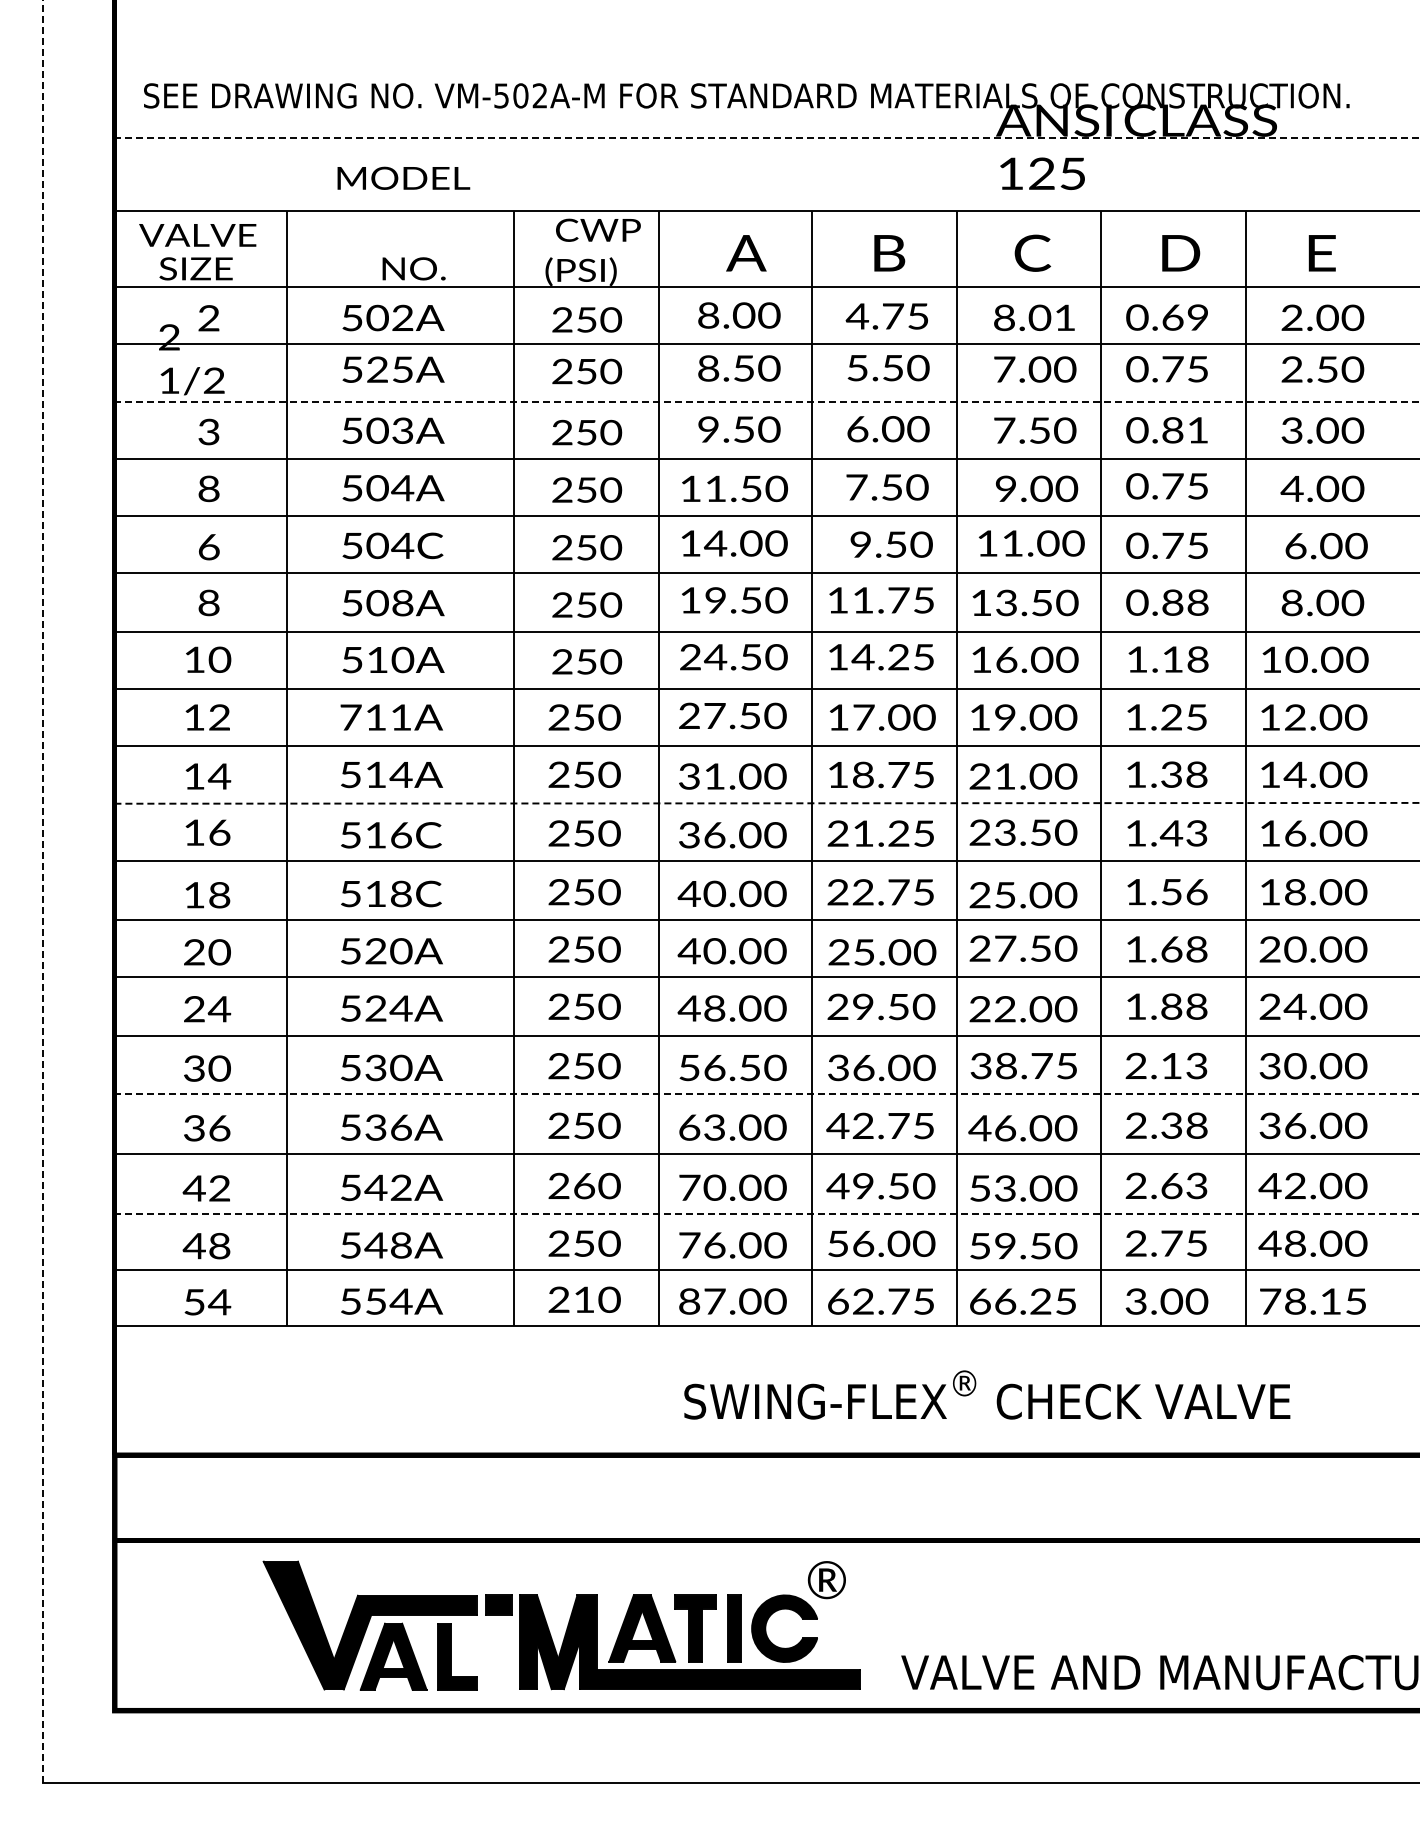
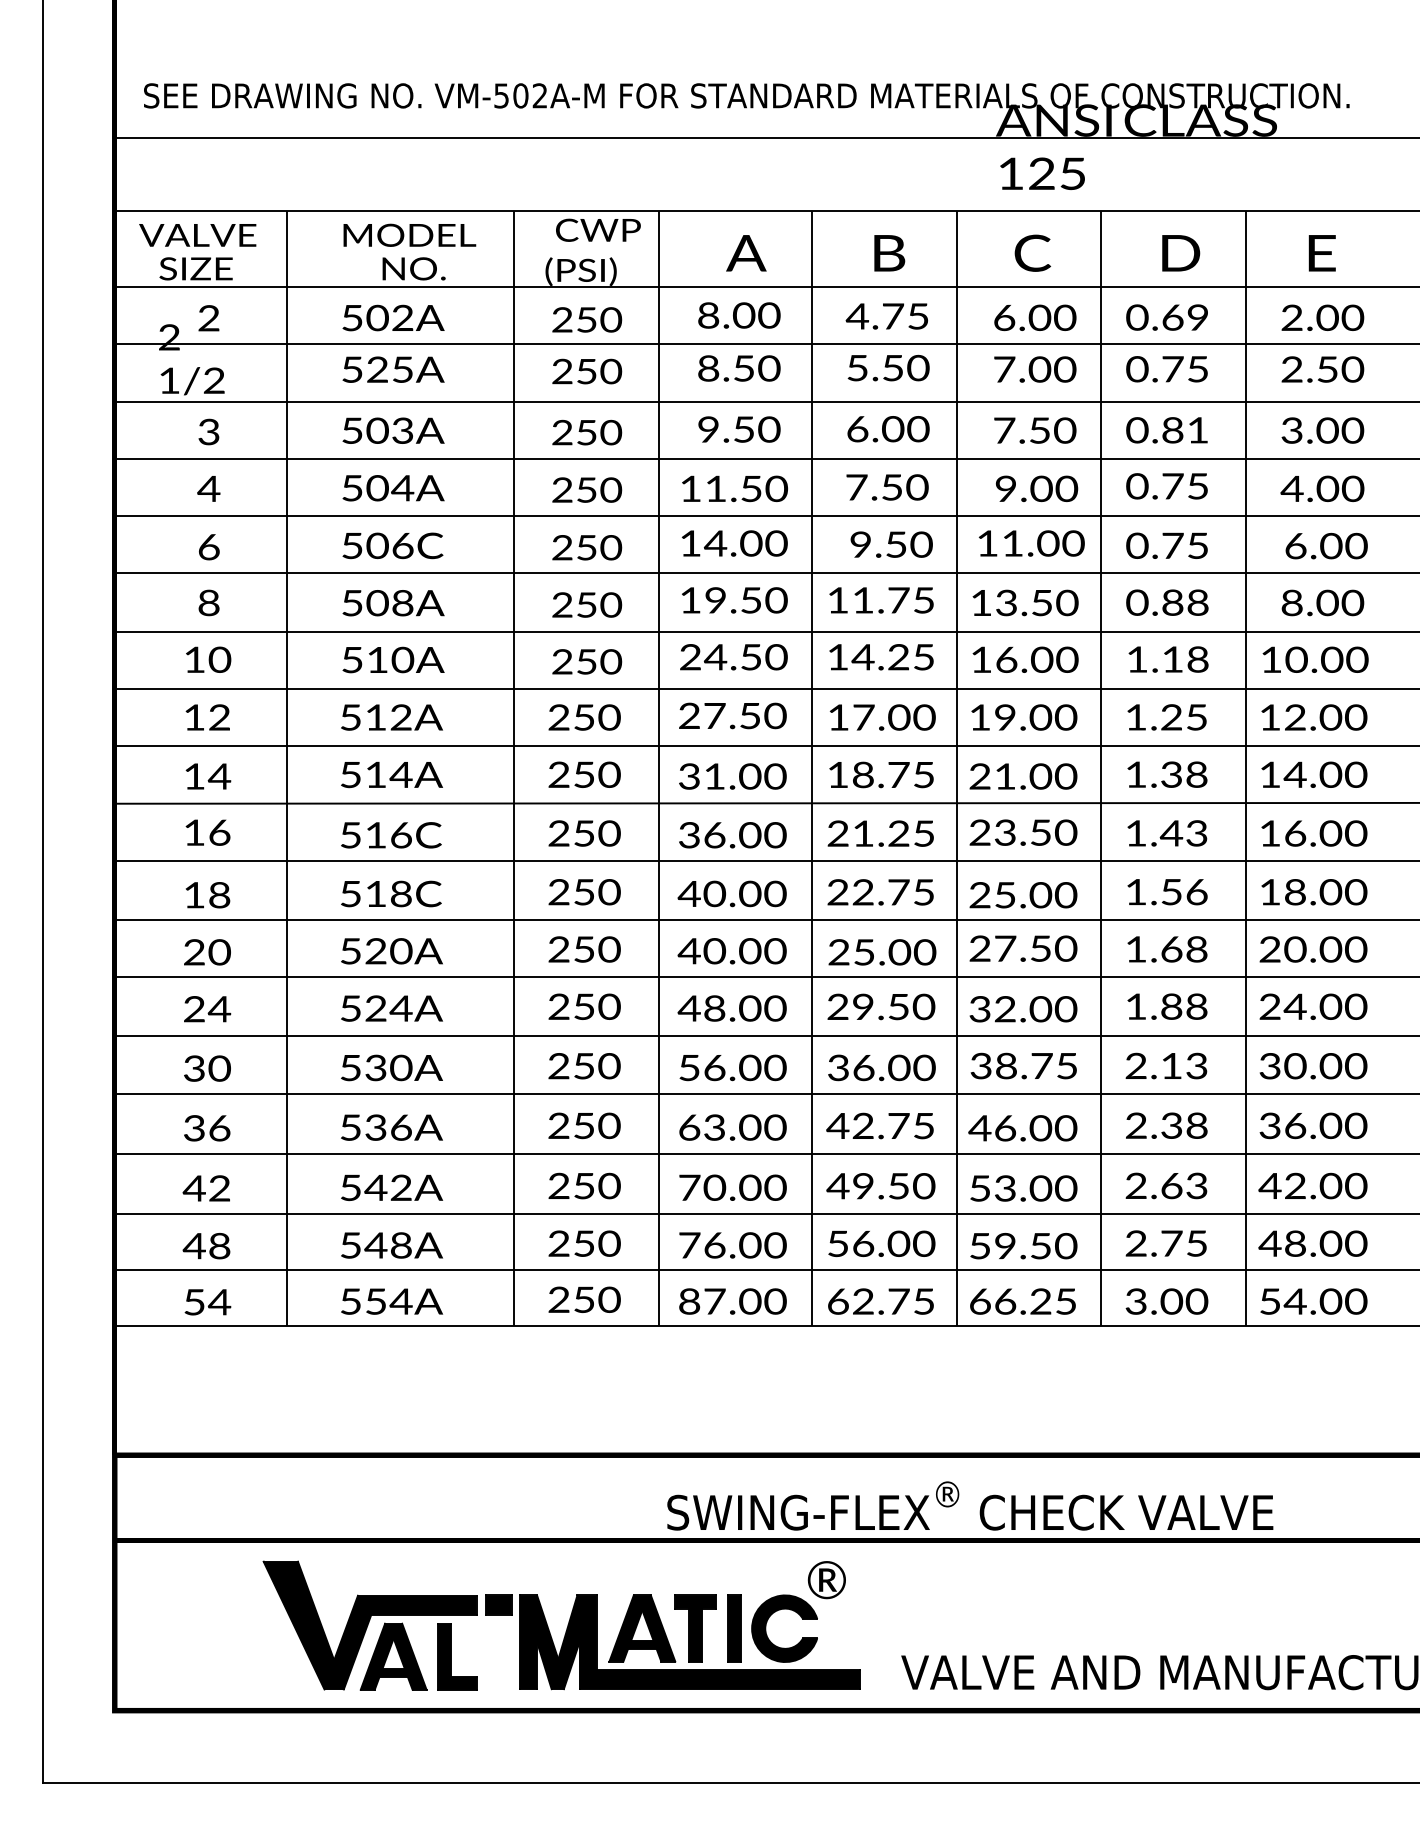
line: dashed -> solid (767, 138)
text position: (403, 177) -> (409, 234) (409, 234)
text: 8.01 -> 6.00 (1035, 317)
line: dashed -> solid (767, 401)
text: 8 -> 4 (208, 488)
text: 504C -> 506C (402, 546)
text: 711A -> 512A (375, 717)
line: dashed -> solid (767, 803)
line: dashed -> solid (42, 891)
text: 22.00 -> 32.00 (979, 1009)
text: 56.50 -> 56.00 (750, 1067)
line: dashed -> solid (767, 1094)
text: 260 -> 250 (584, 1186)
line: dashed -> solid (767, 1213)
text: 210 -> 250 (583, 1299)
text: 78.15 -> 54.00 (1313, 1301)
text position: (987, 1394) -> (970, 1505) (970, 1505)
